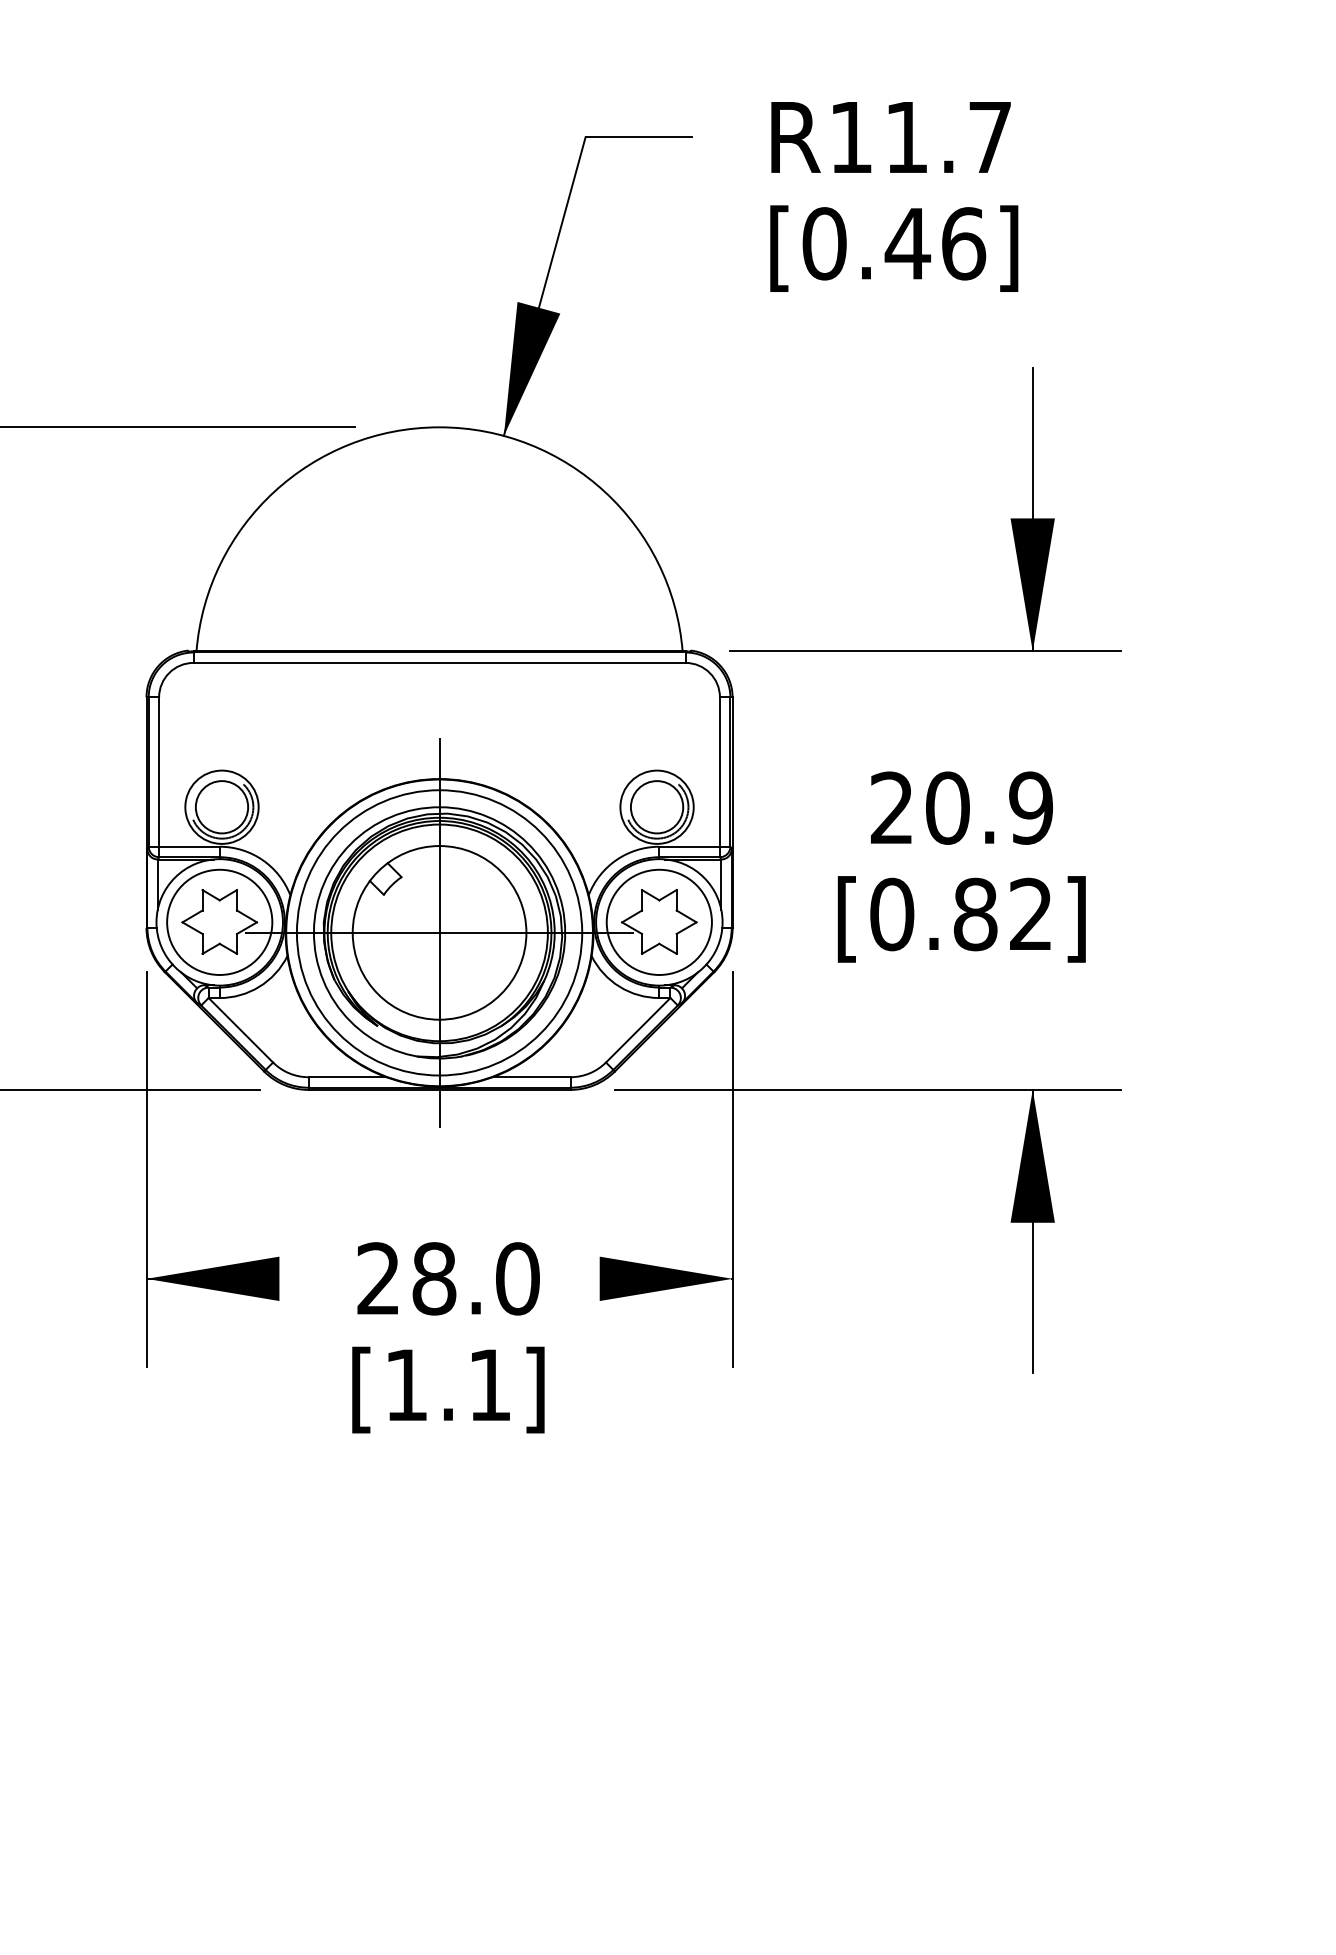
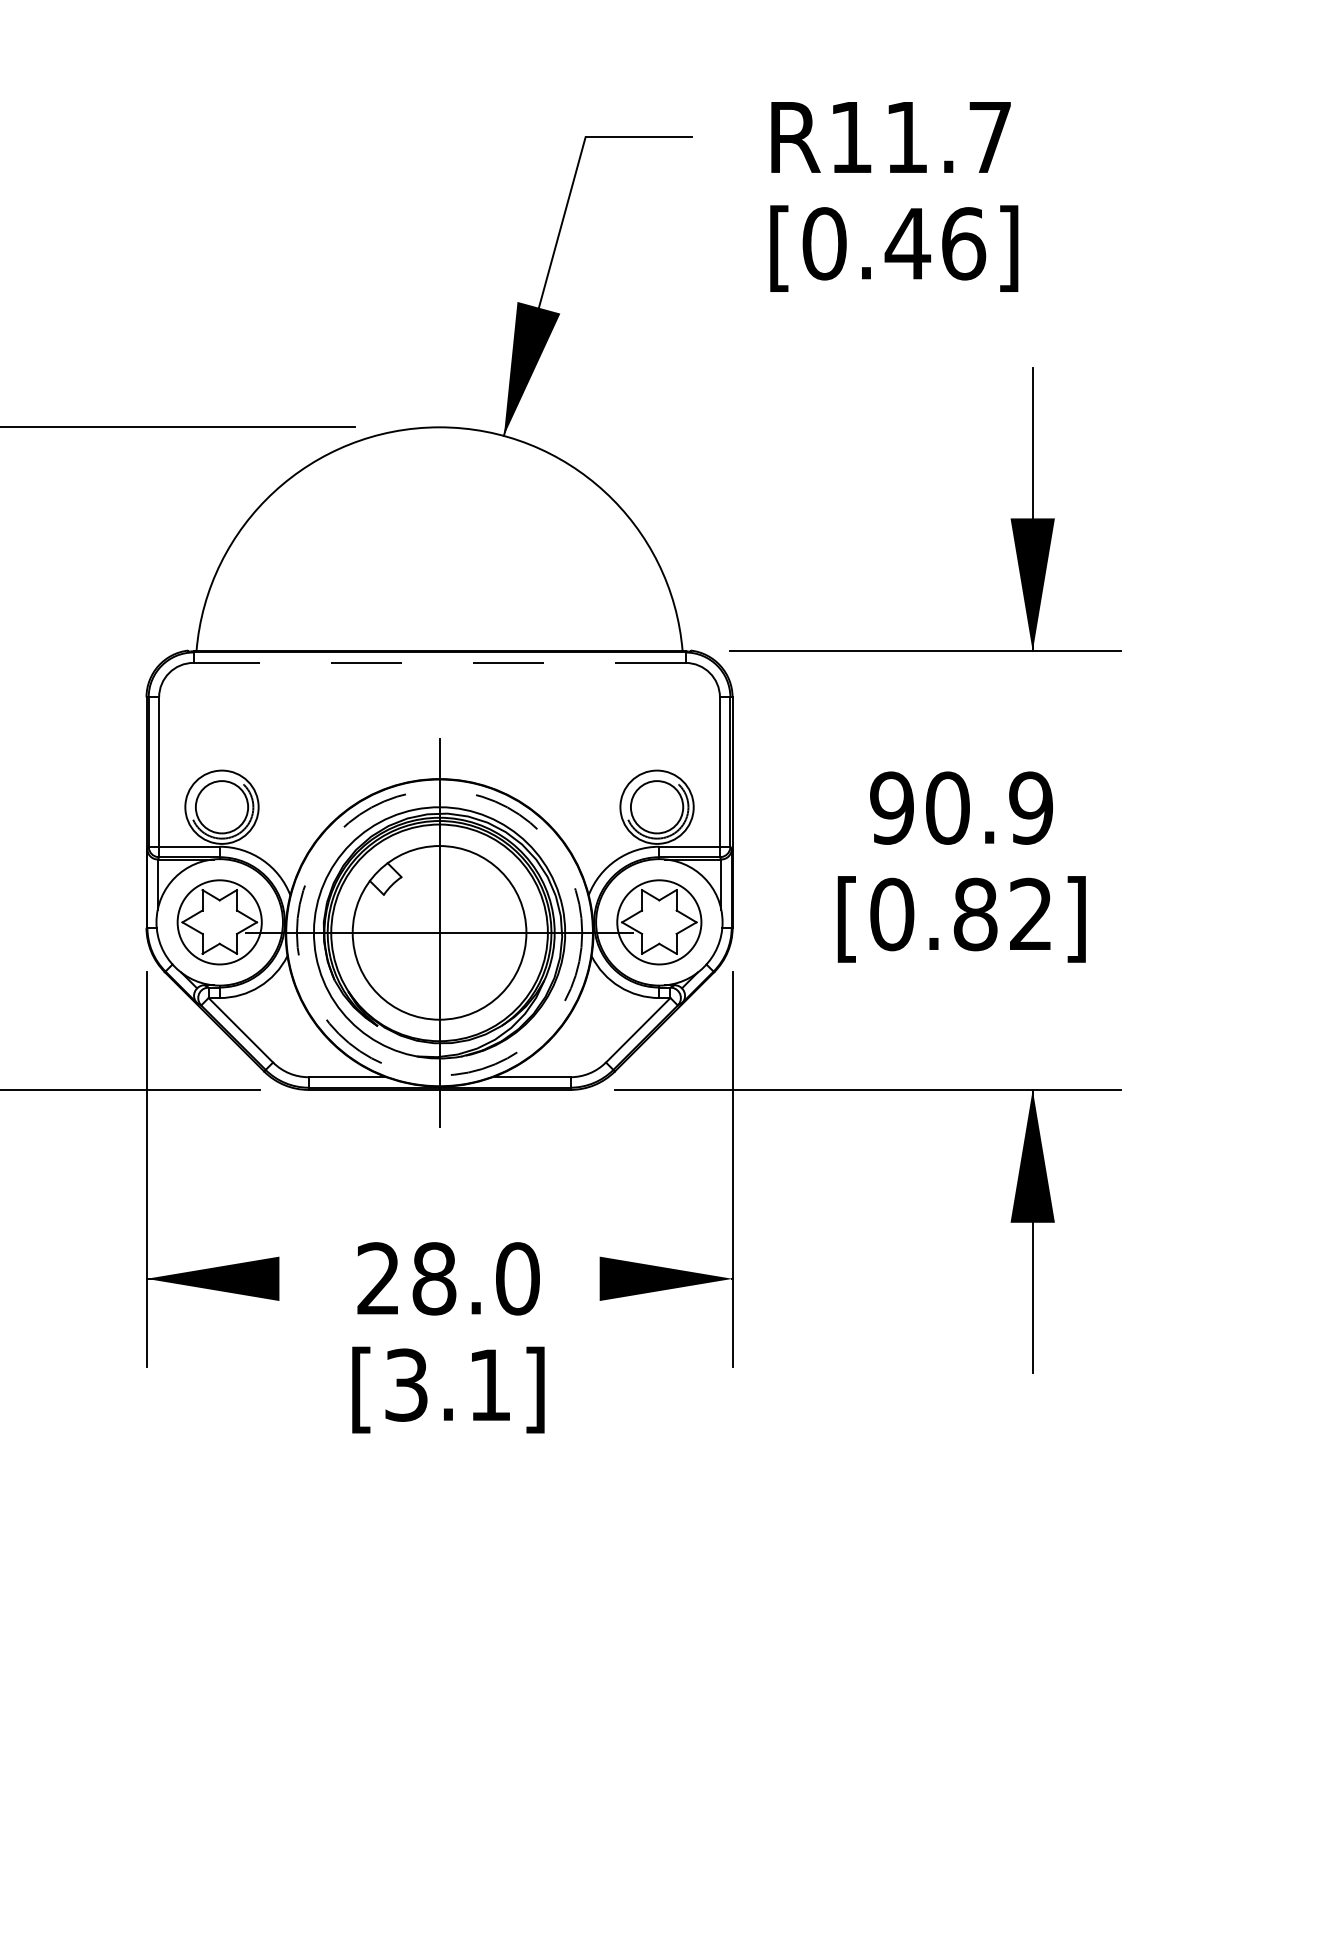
line: solid -> dashed (439, 662)
text: 20.9 -> 90.9 (891, 807)
circle diameter: 105 px -> 84 px (219, 922)
circle diameter: 105 px -> 84 px (659, 922)
circle: solid -> dashed (439, 932)
text: [1.1] -> [3.1] (406, 1384)
